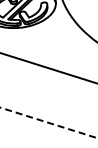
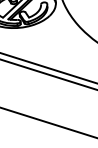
line: none -> present (48, 74)
line: dashed -> solid (49, 123)
